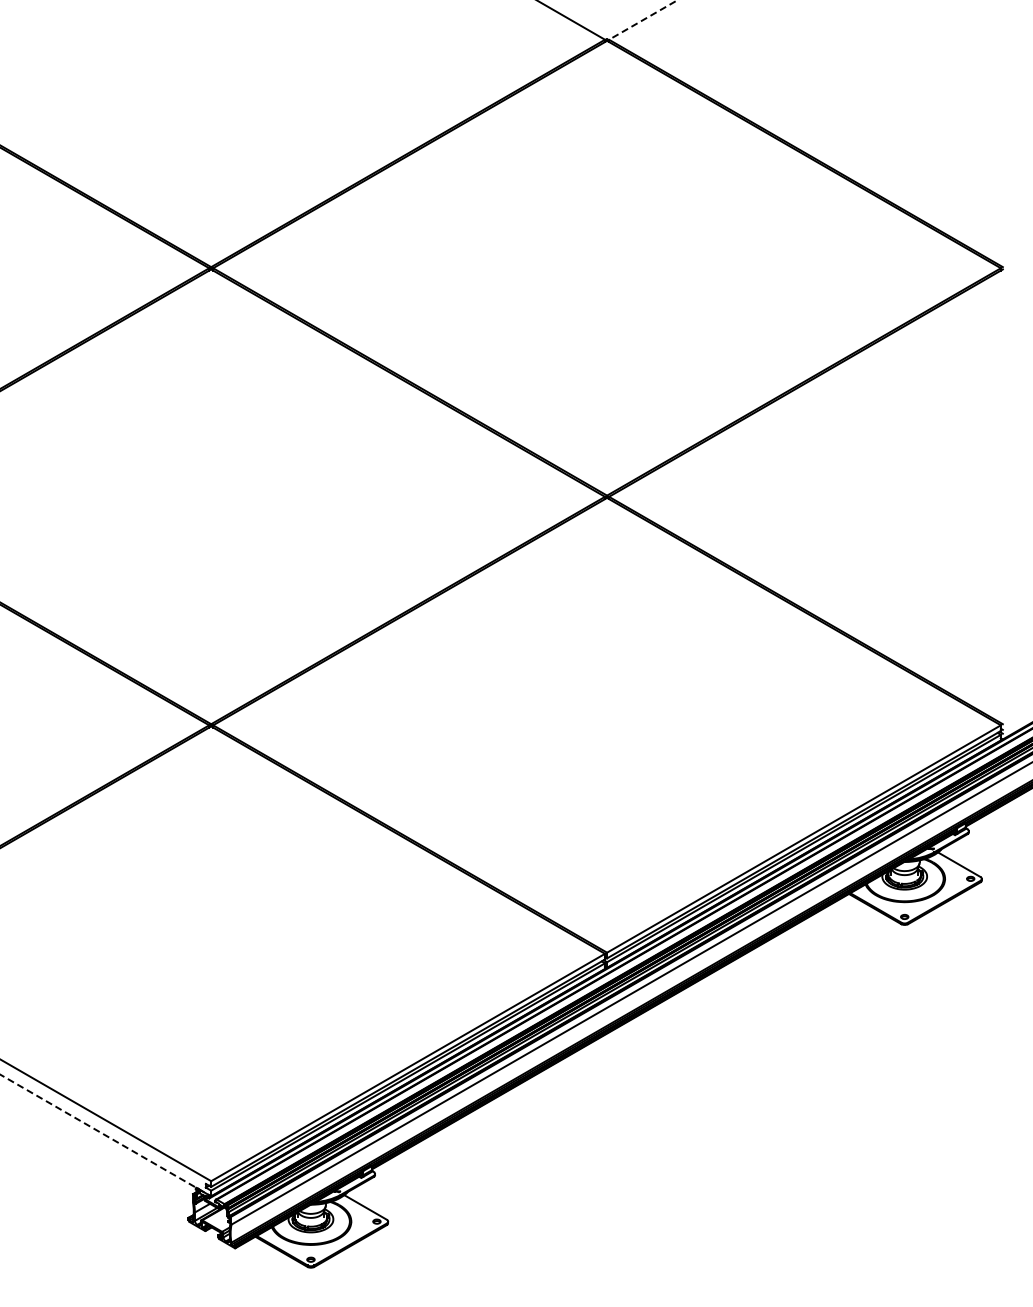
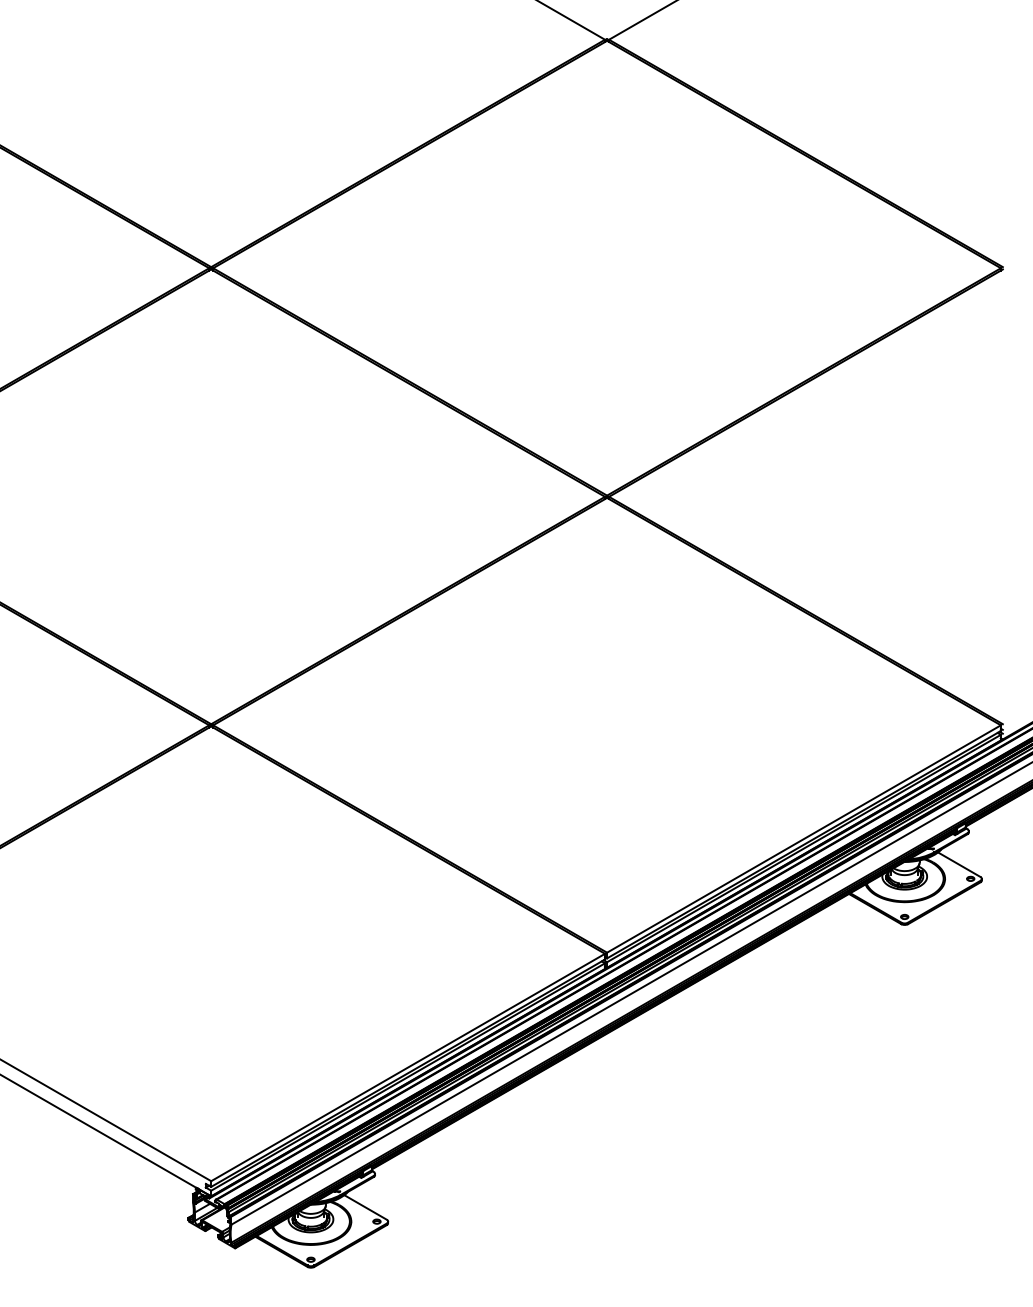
line: dashed -> solid (642, 20)
line: dashed -> solid (106, 1135)
